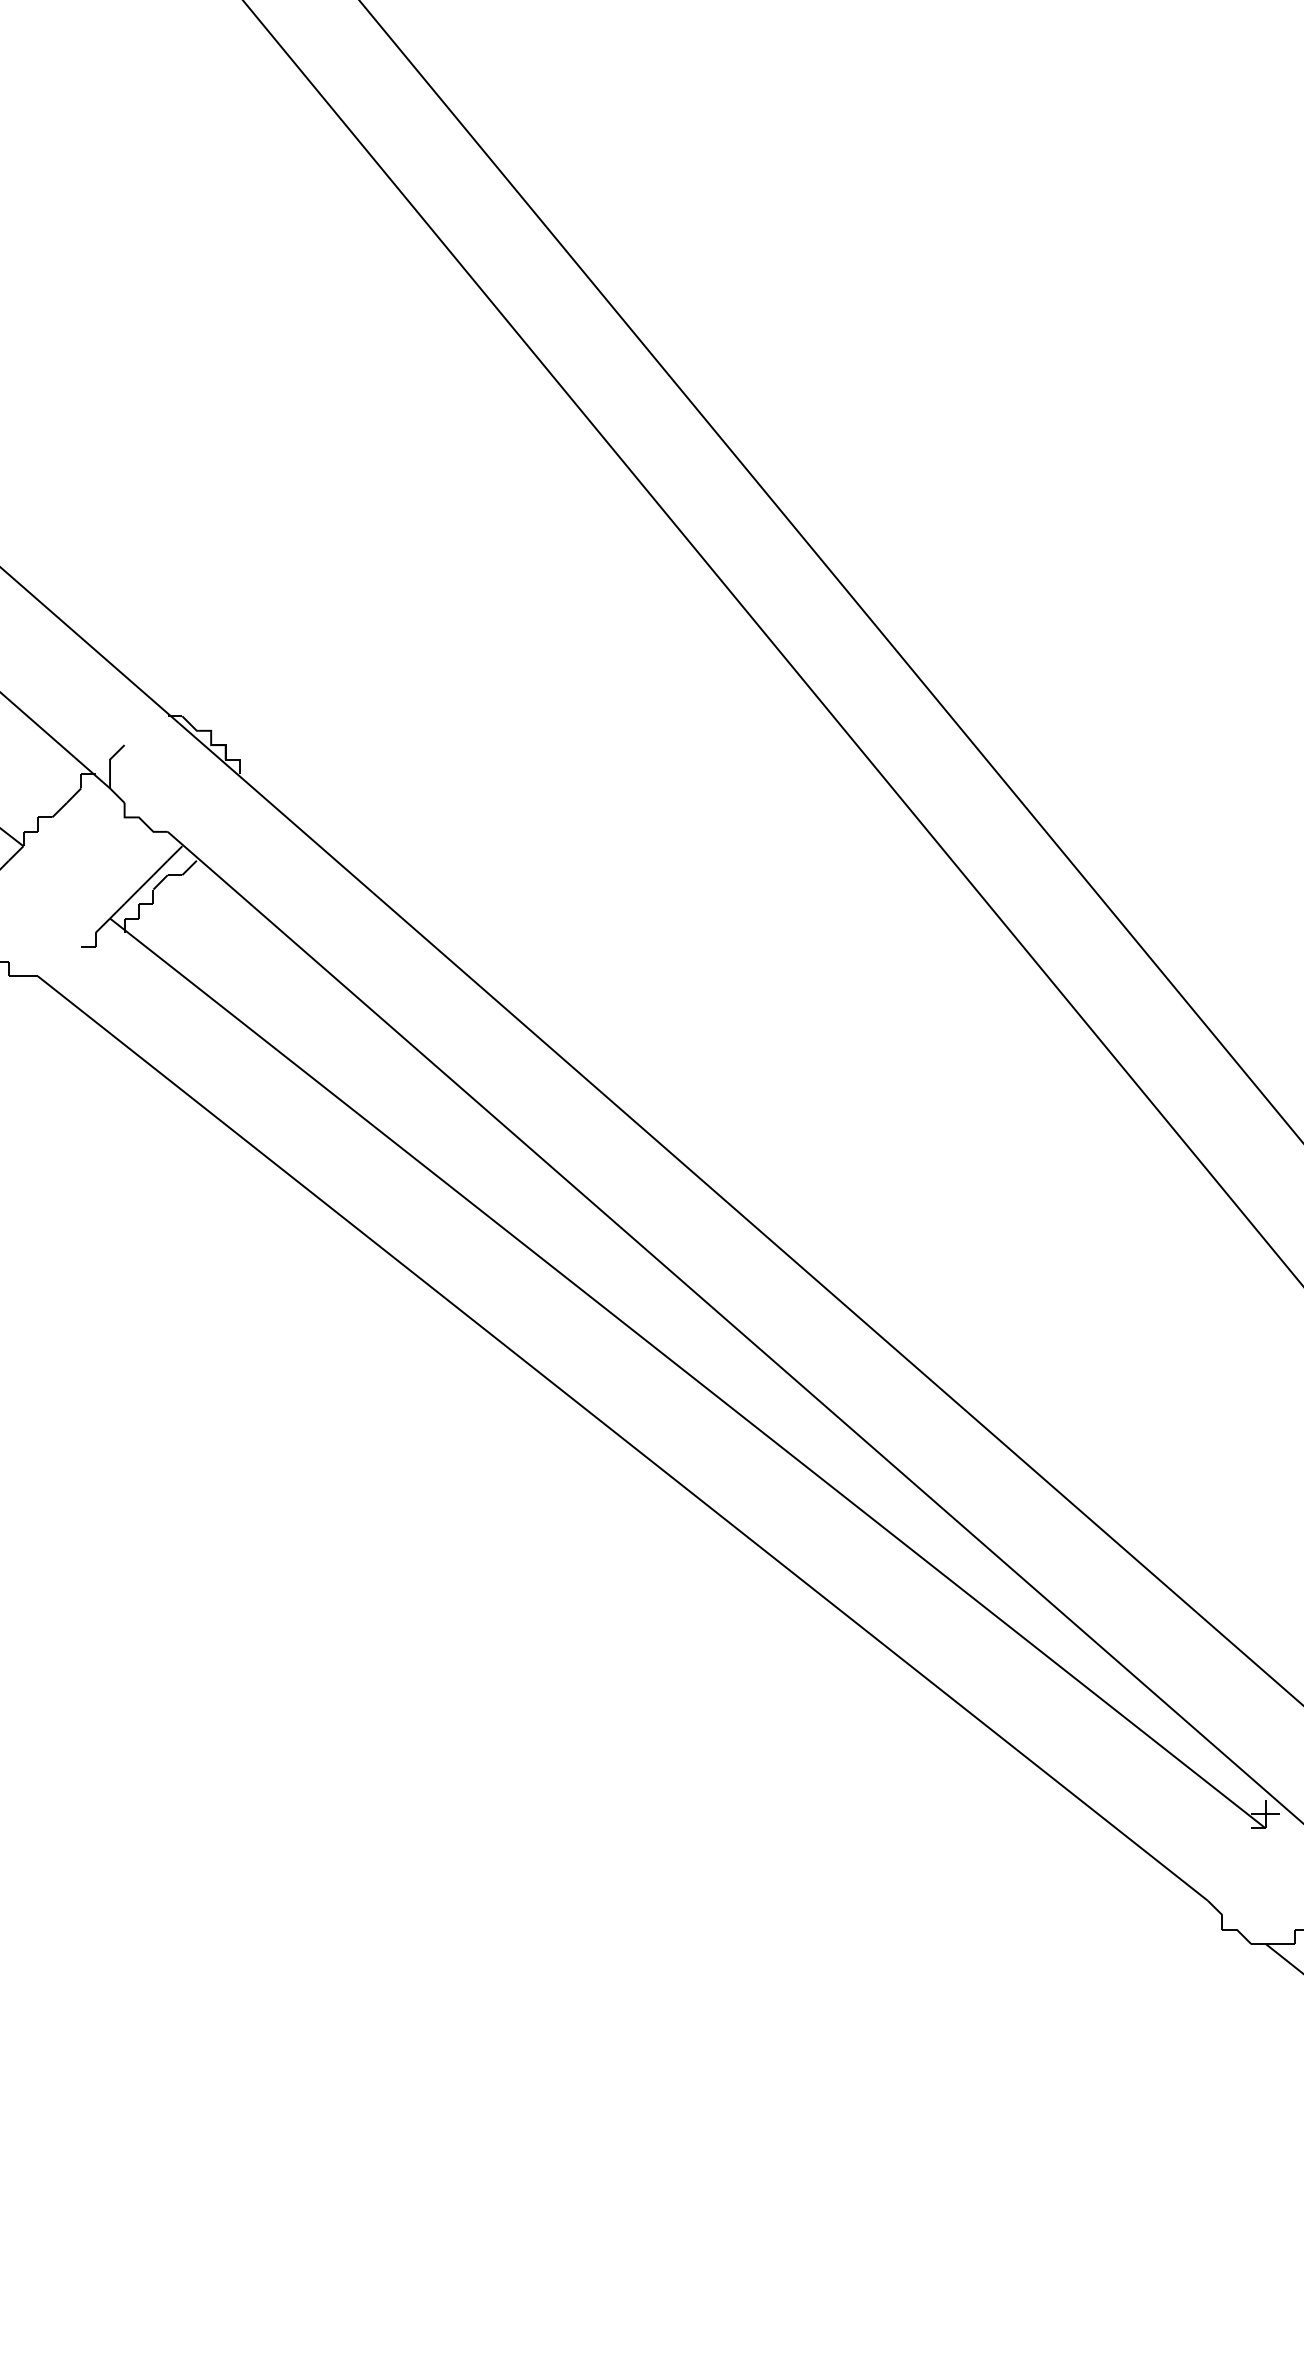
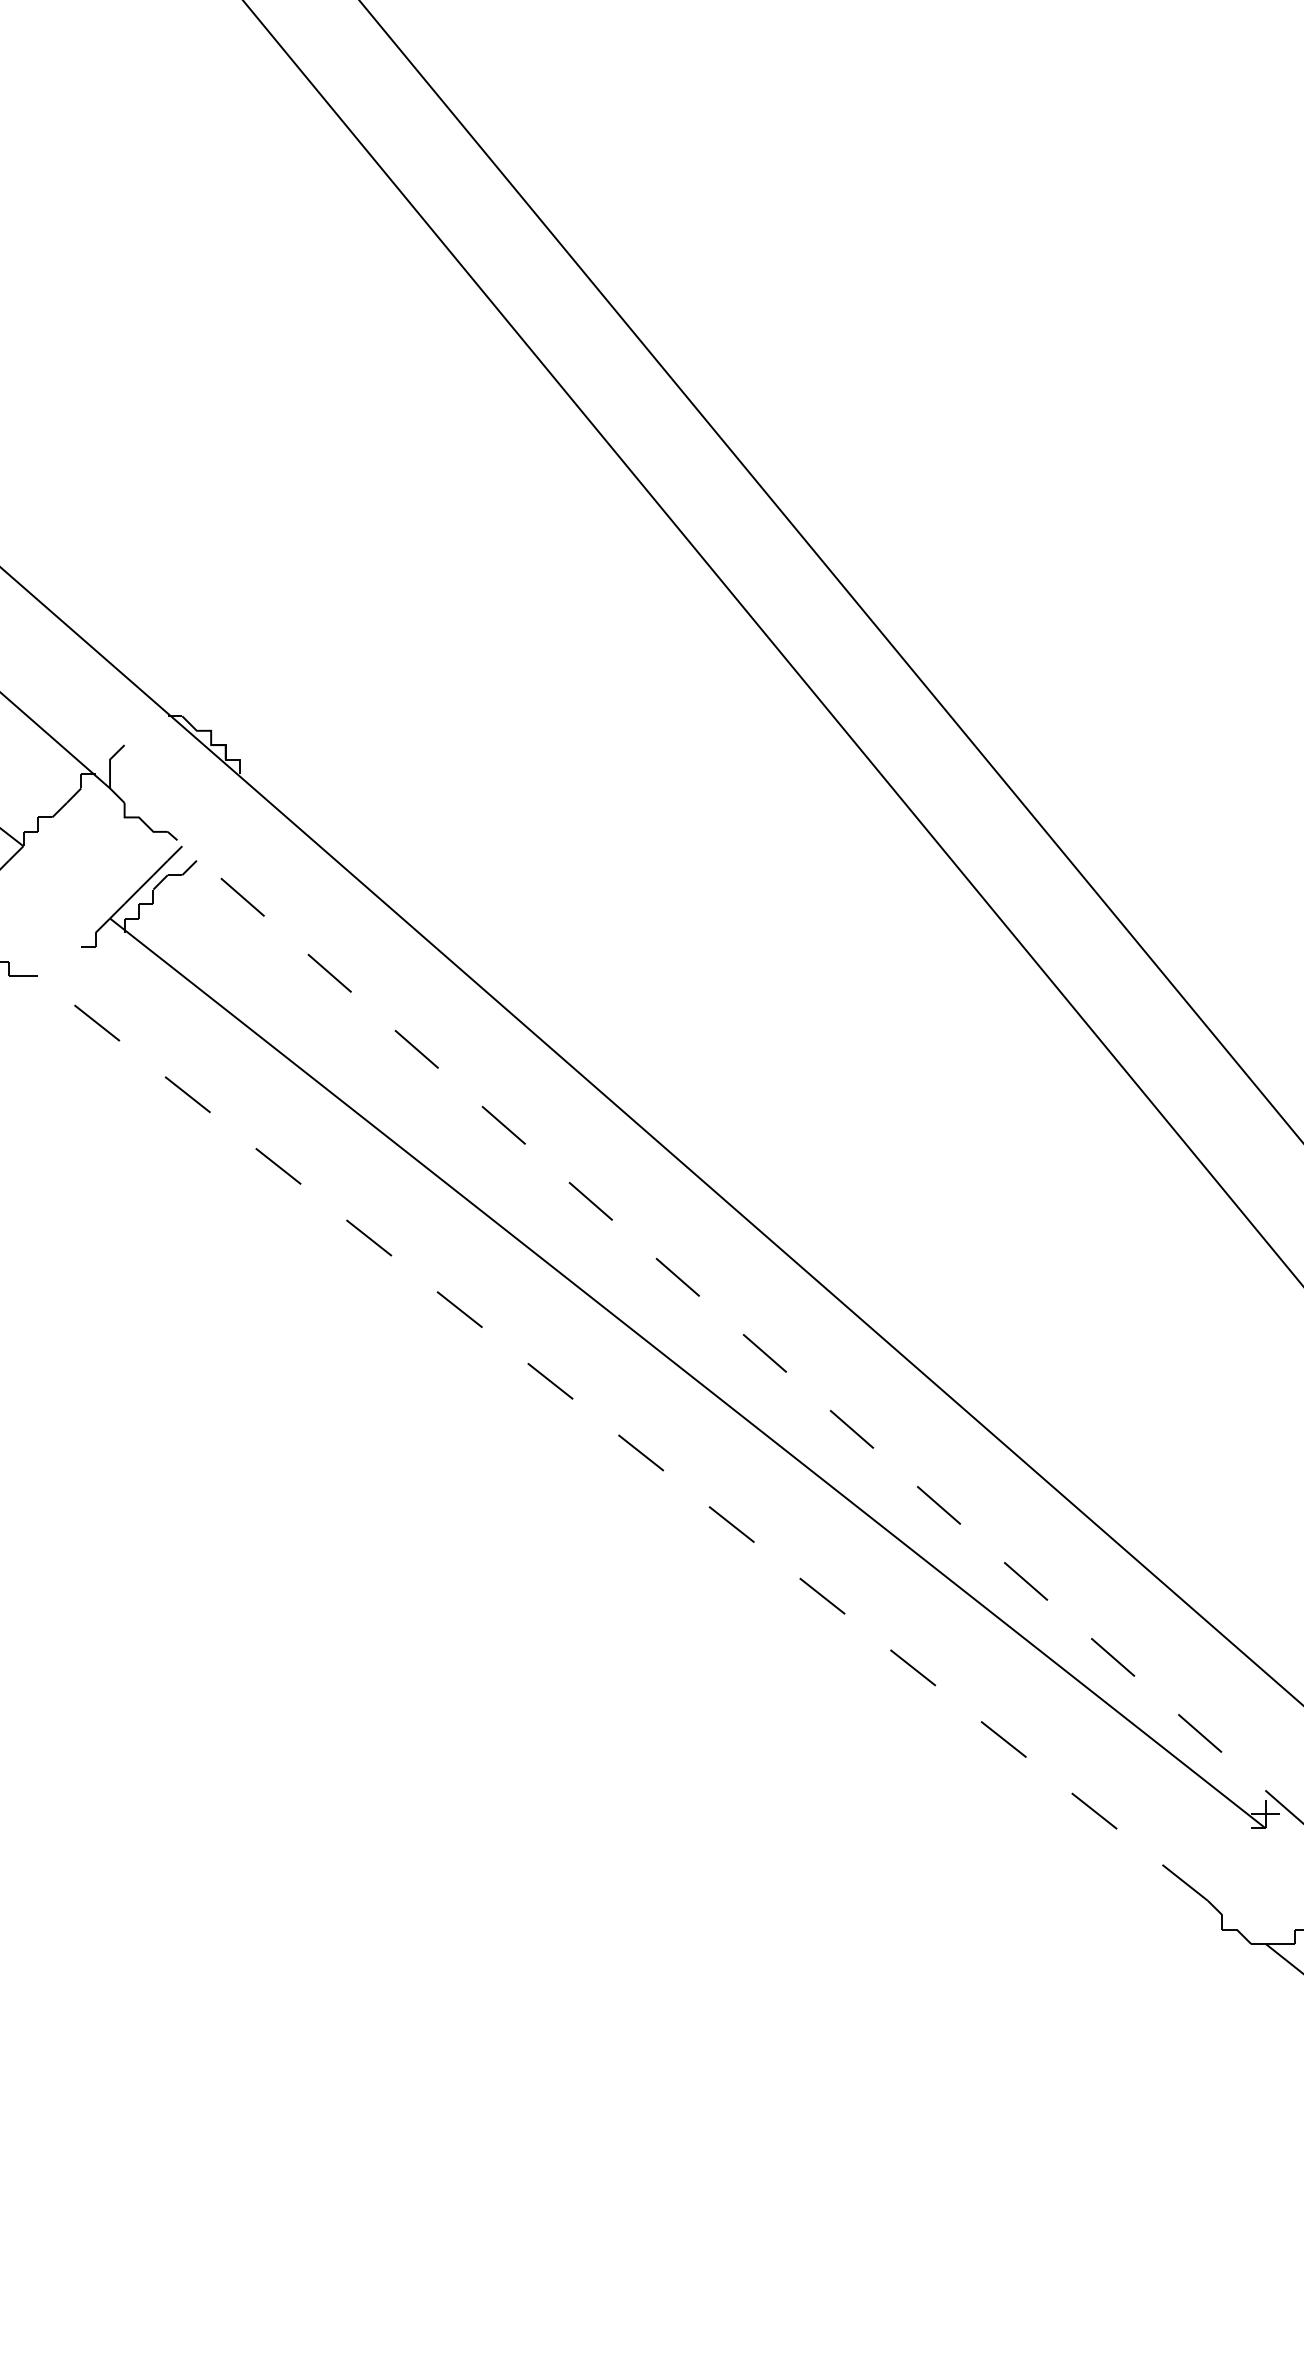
line: solid -> dashed (735, 1327)
line: solid -> dashed (622, 1438)
